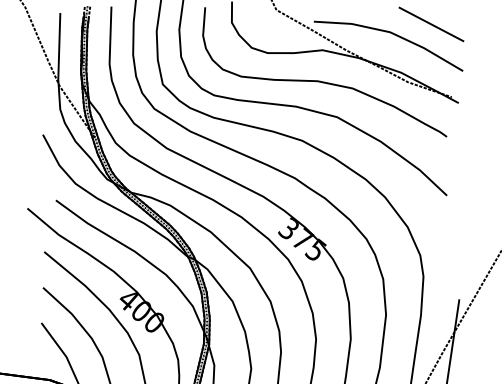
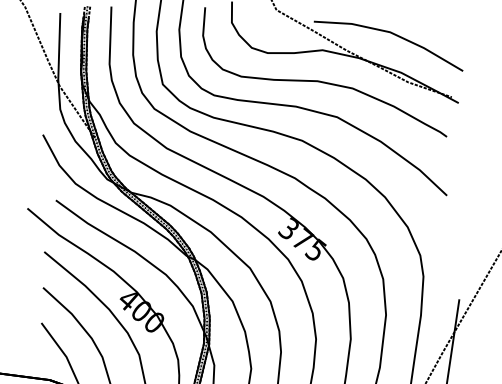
line: present -> none (431, 24)
